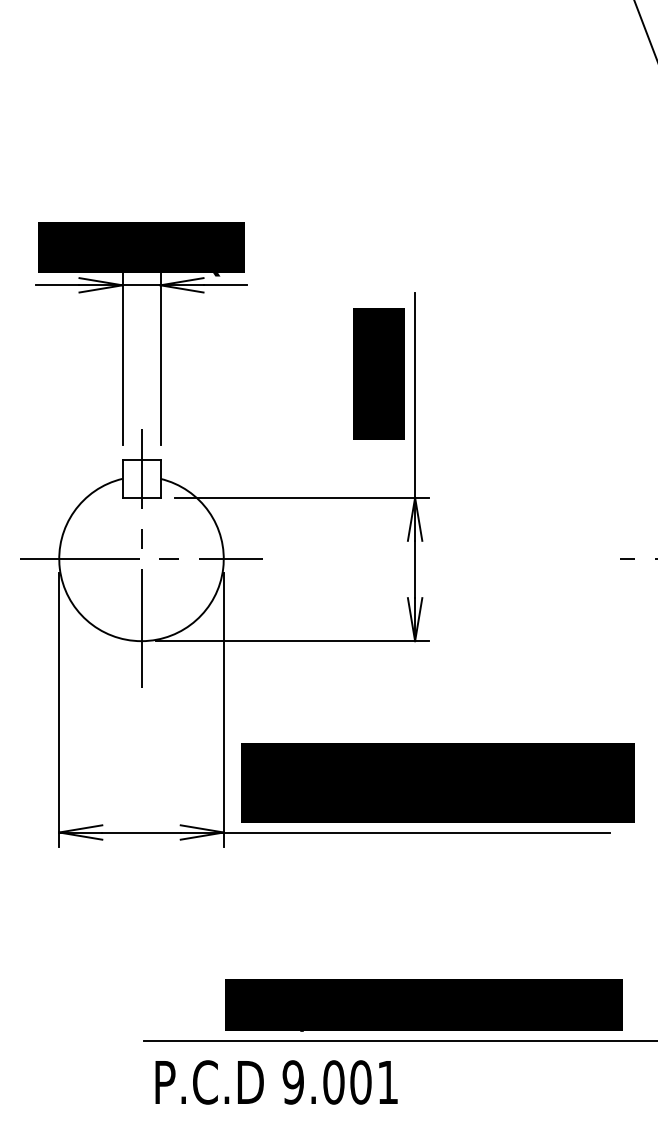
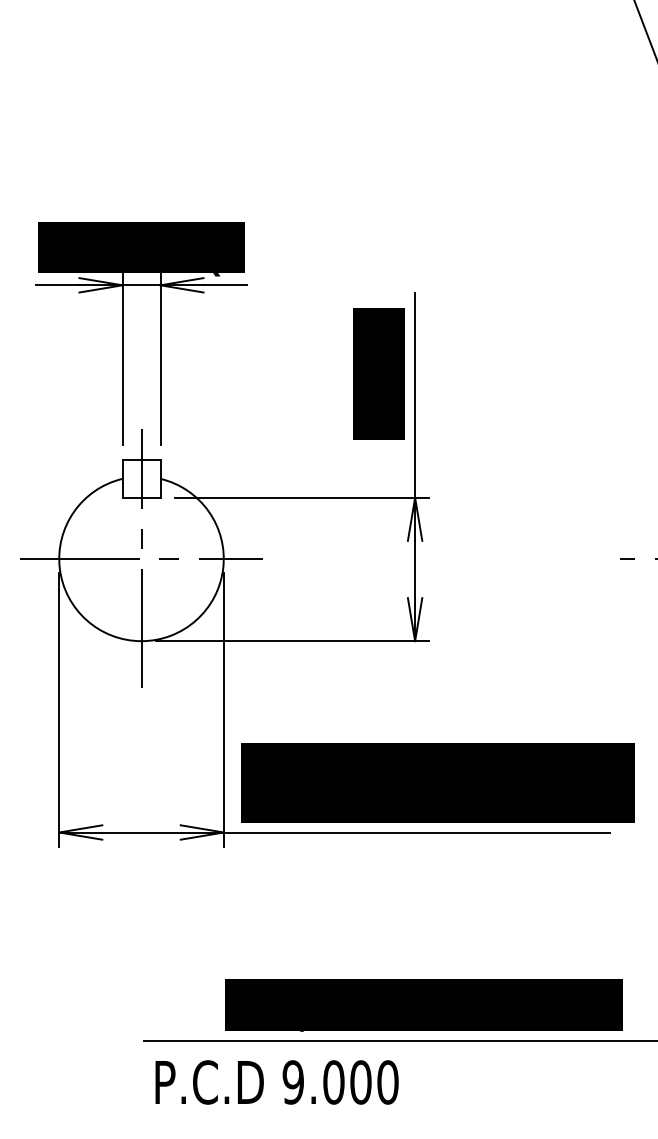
text: 9.001 -> 9.000 (387, 1082)
